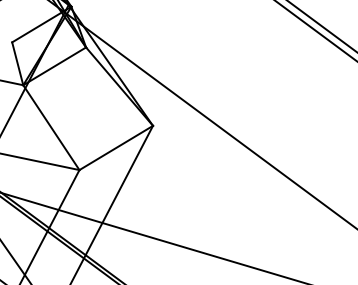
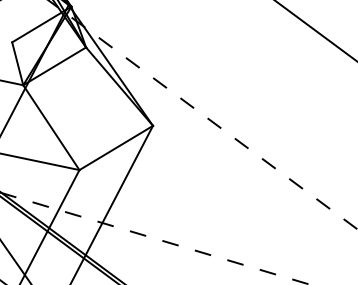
line: present -> none (321, 26)
line: solid -> dashed (202, 114)
line: solid -> dashed (156, 238)
